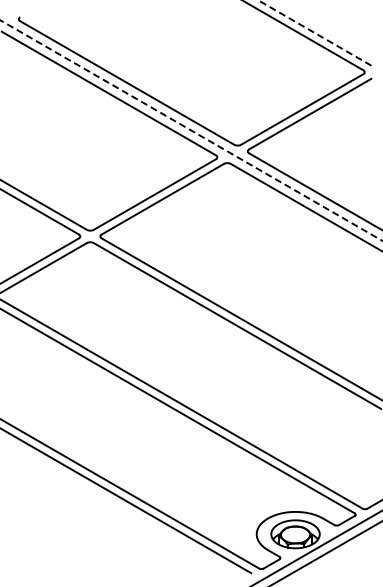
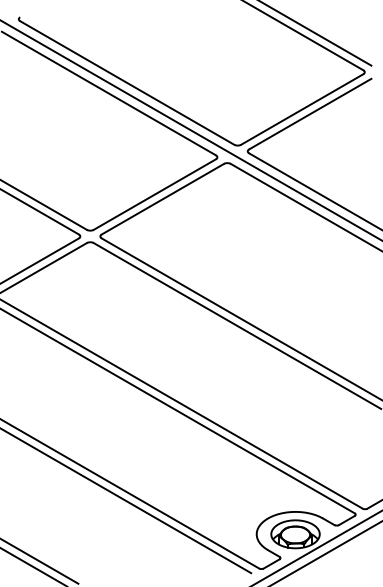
line: dashed -> solid (314, 32)
line: dashed -> solid (191, 130)
line: none -> present (40, 561)
line: none -> present (32, 566)
